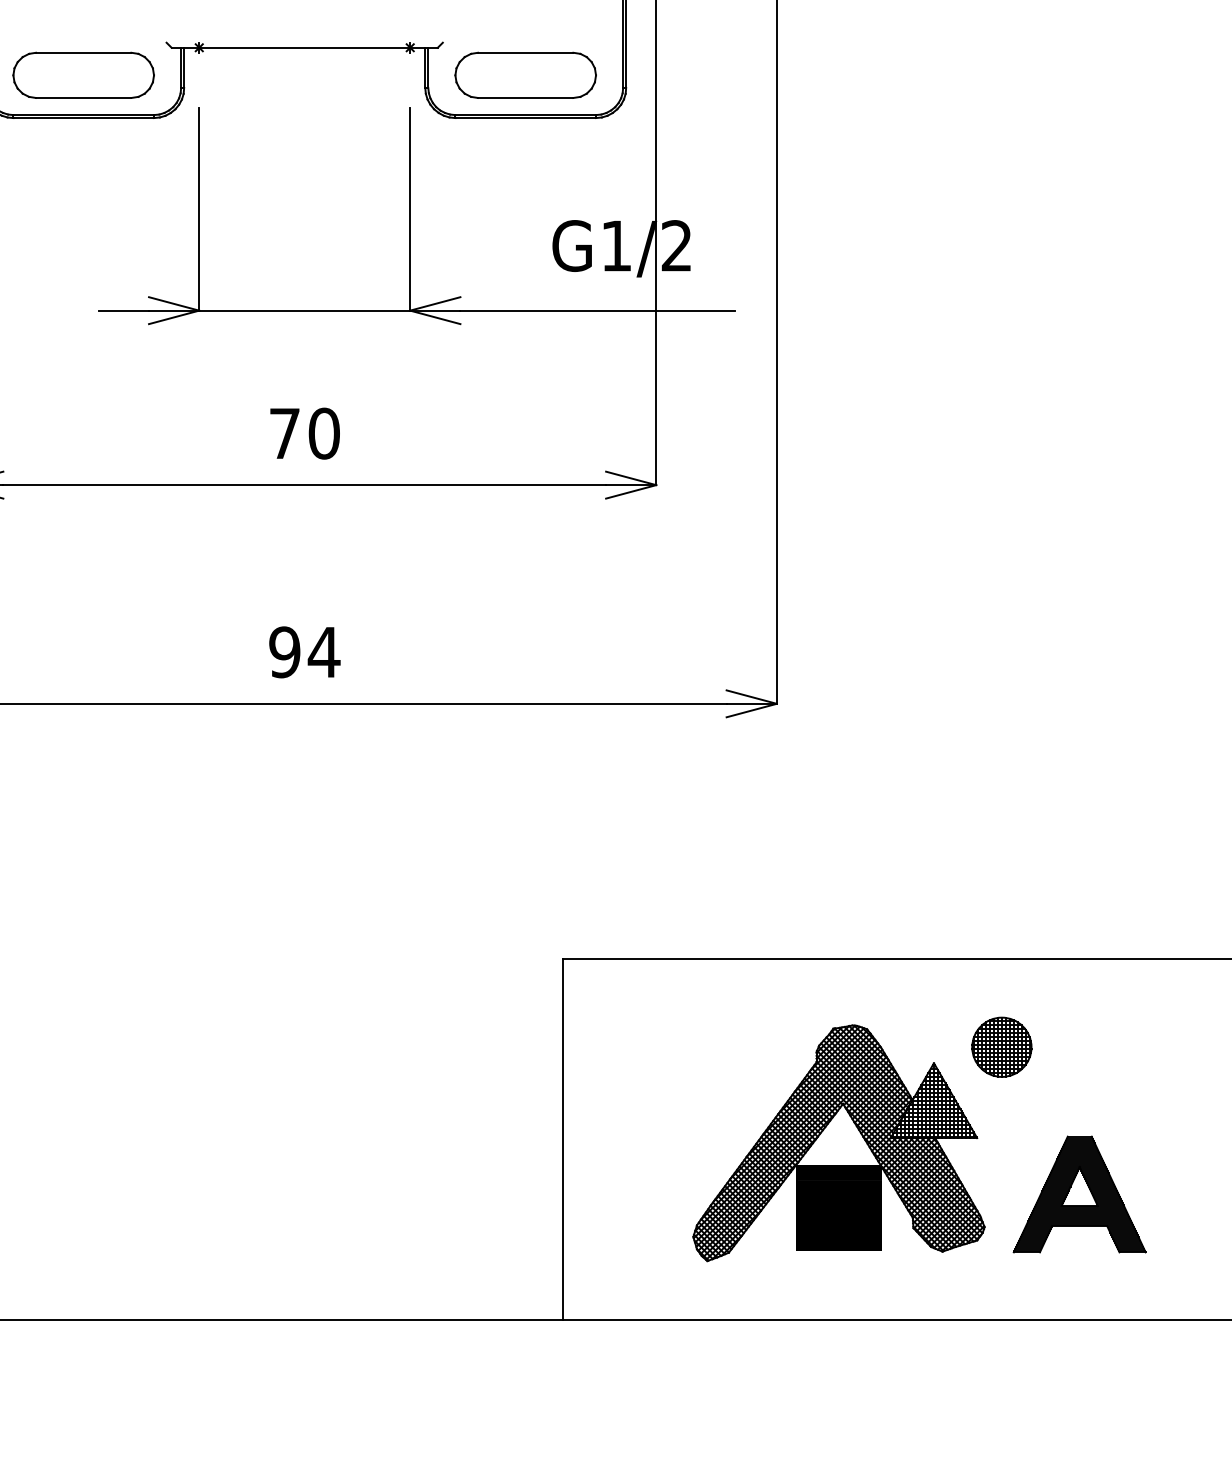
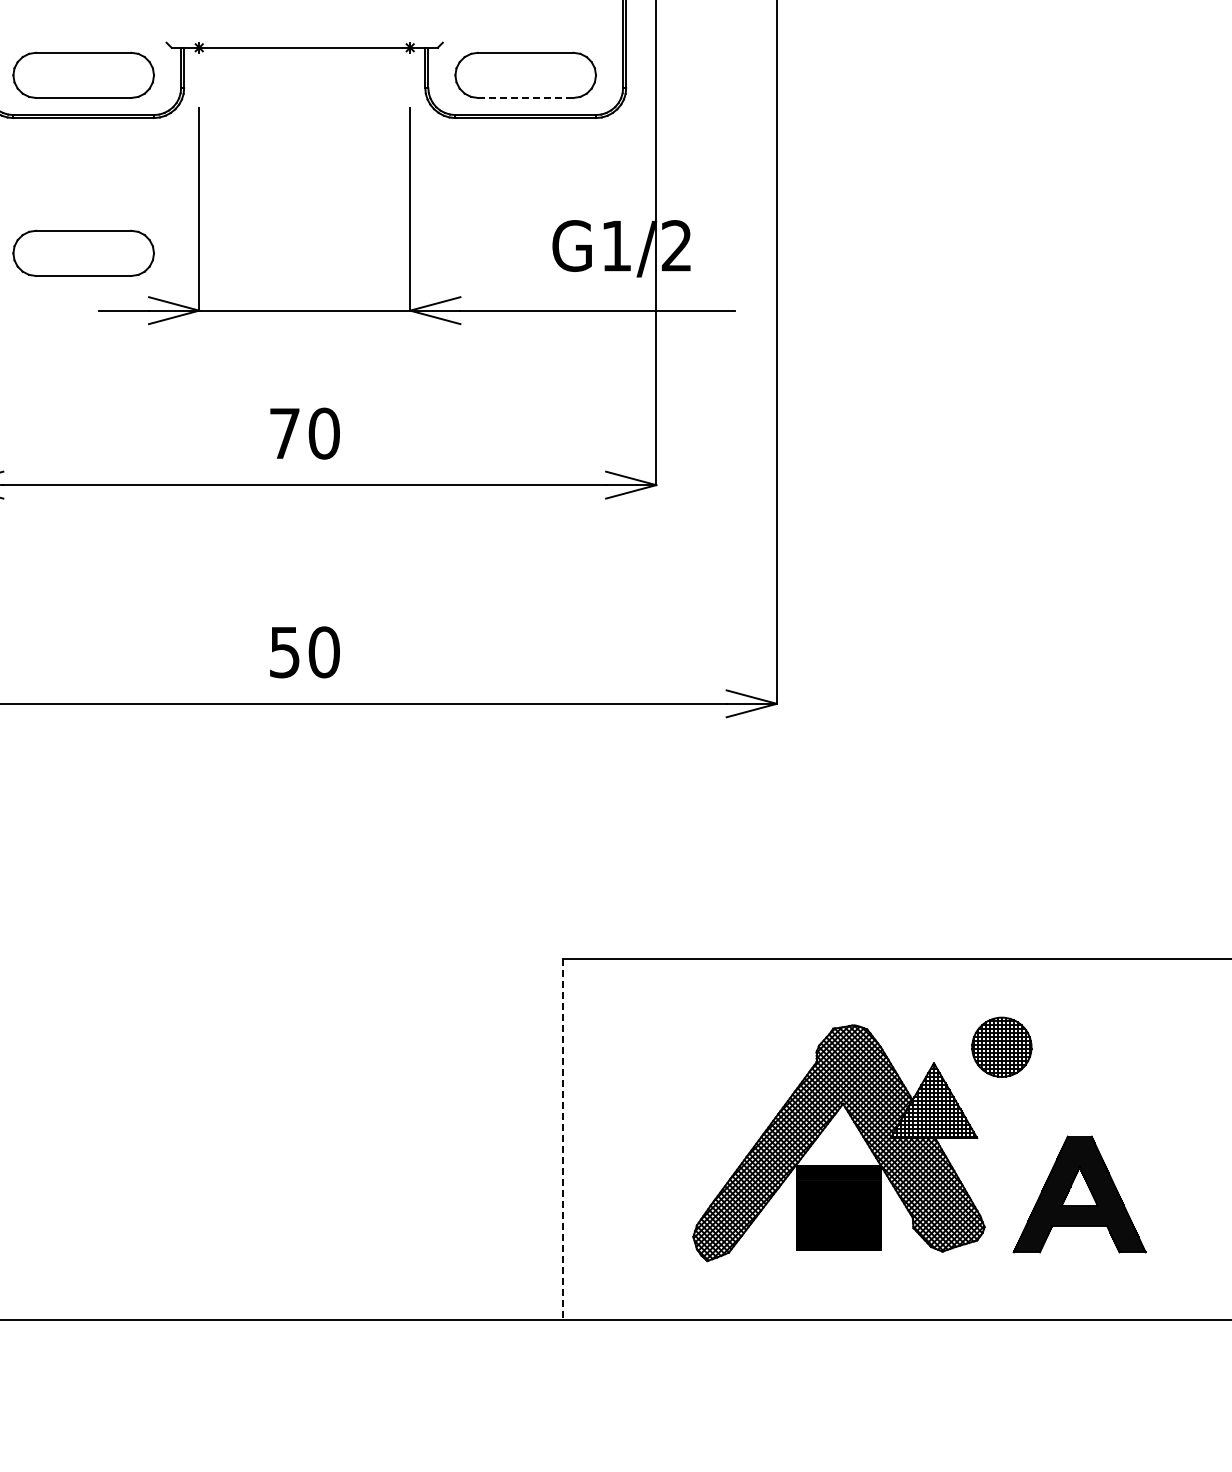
line: solid -> dashed (525, 98)
part: none -> present (83, 252)
text: 94 -> 50 (304, 652)
line: solid -> dashed (562, 1139)
